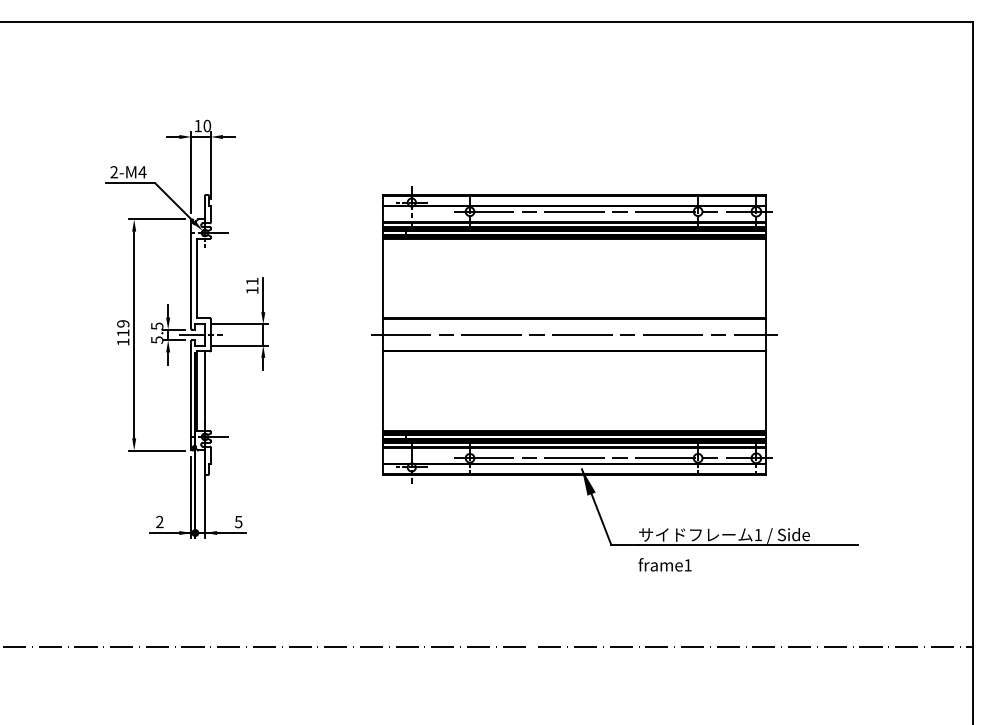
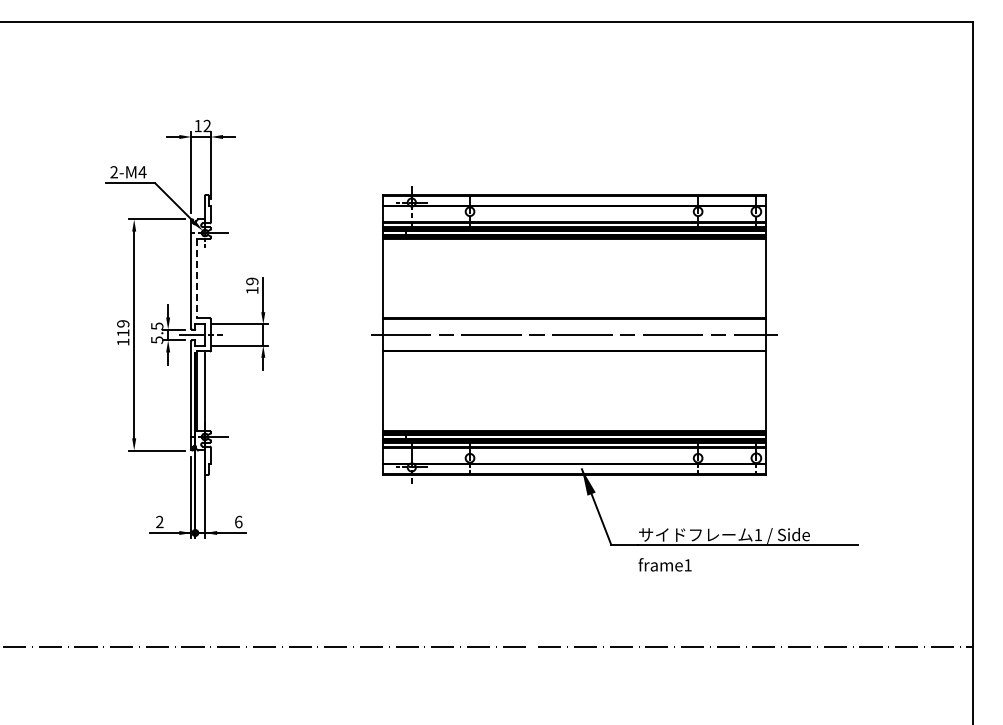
text: 10 -> 12 (207, 126)
line: present -> none (613, 211)
line: solid -> dashed (197, 278)
text: 11 -> 19 (252, 281)
line: present -> none (613, 458)
text: 5 -> 6 (238, 521)
